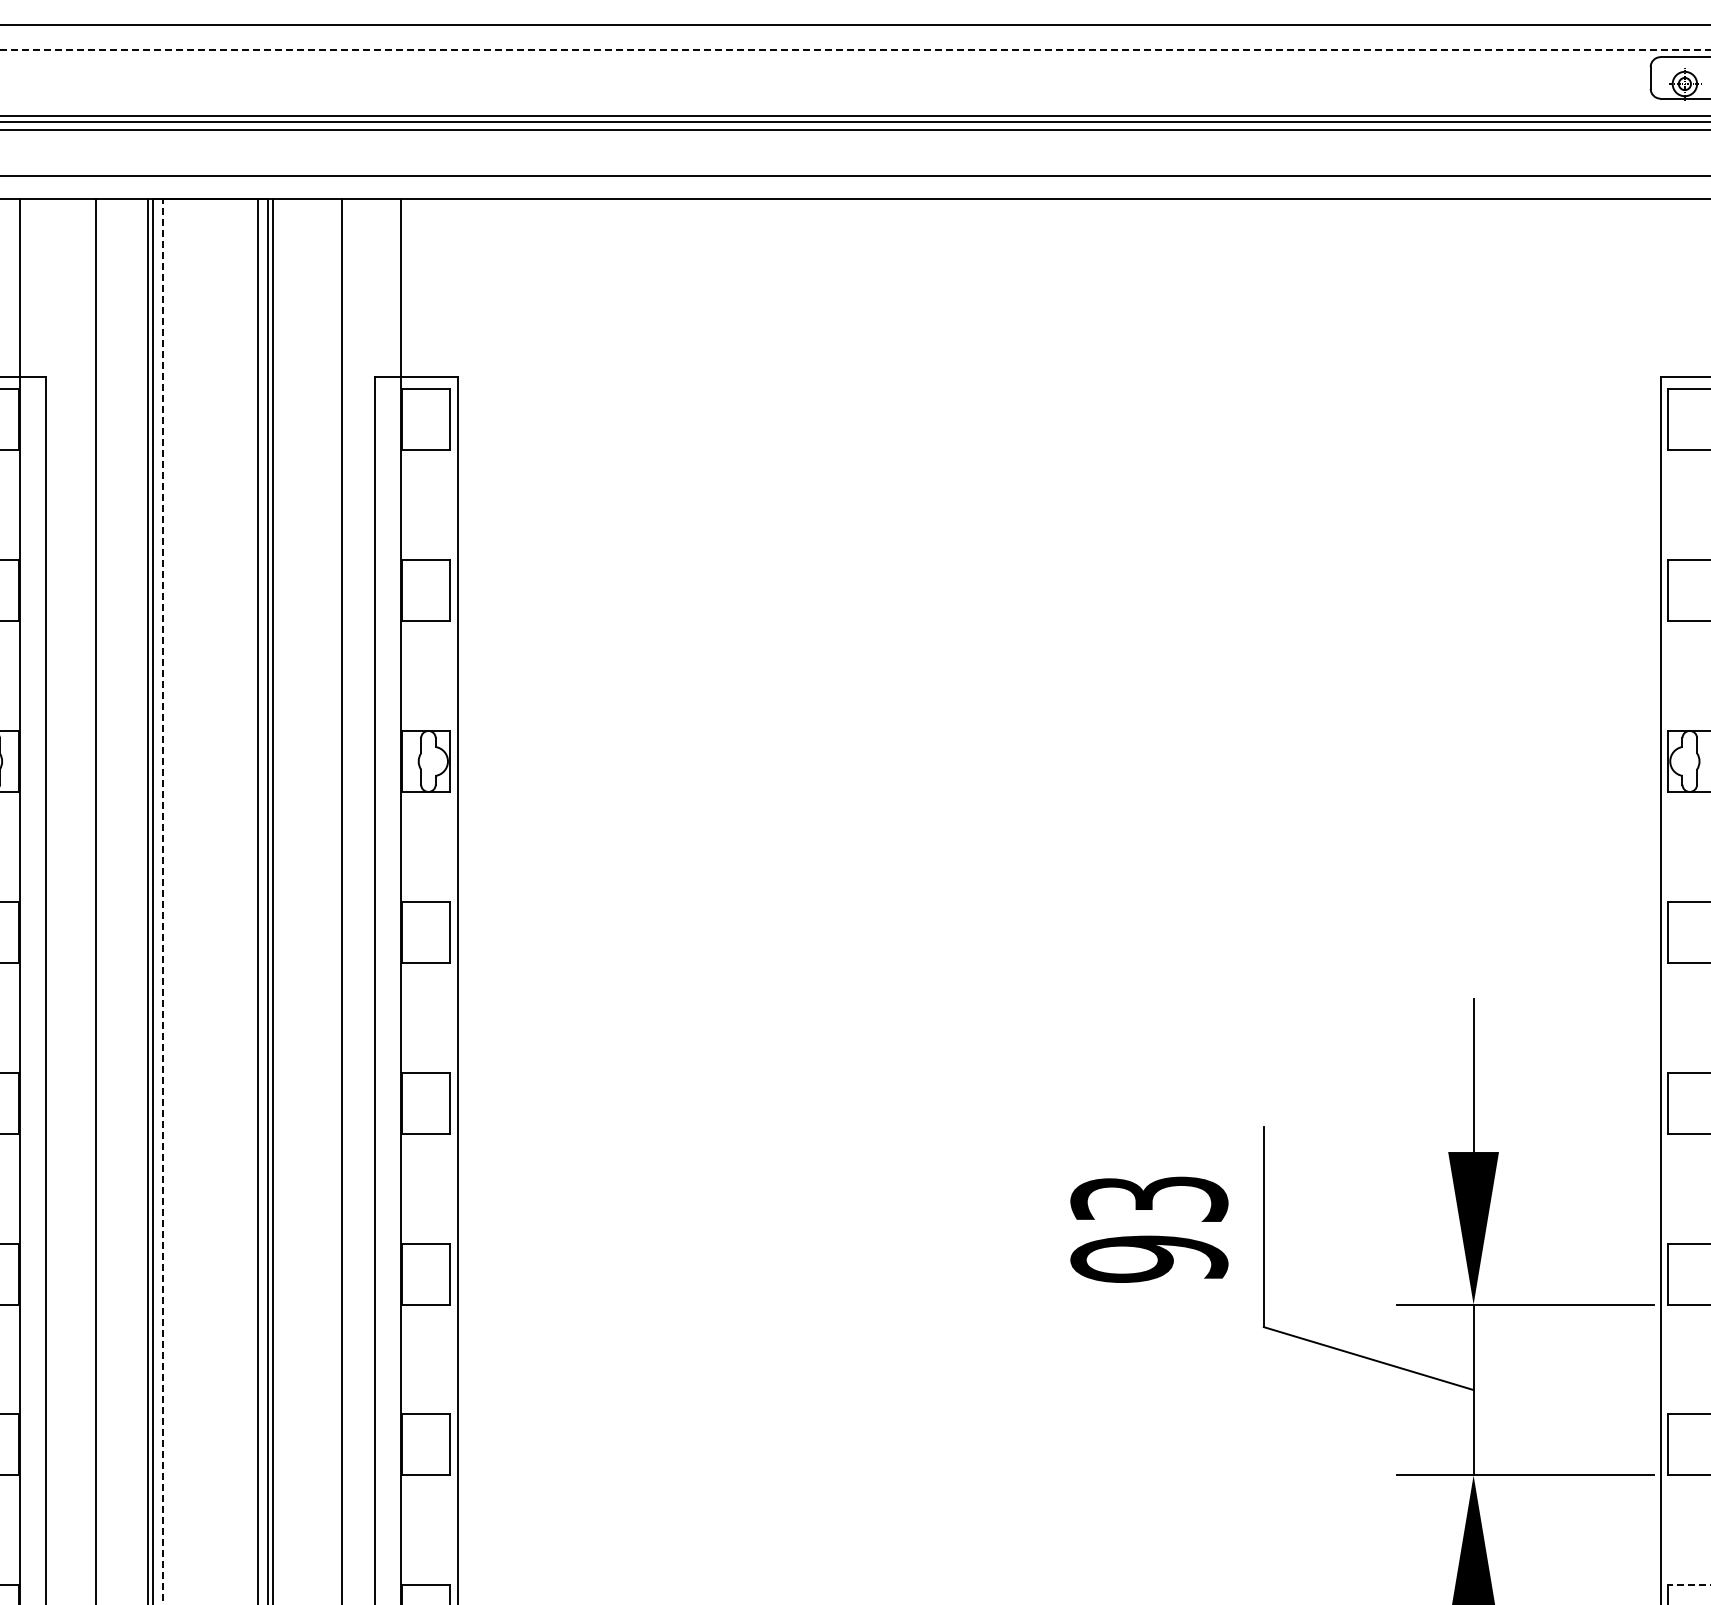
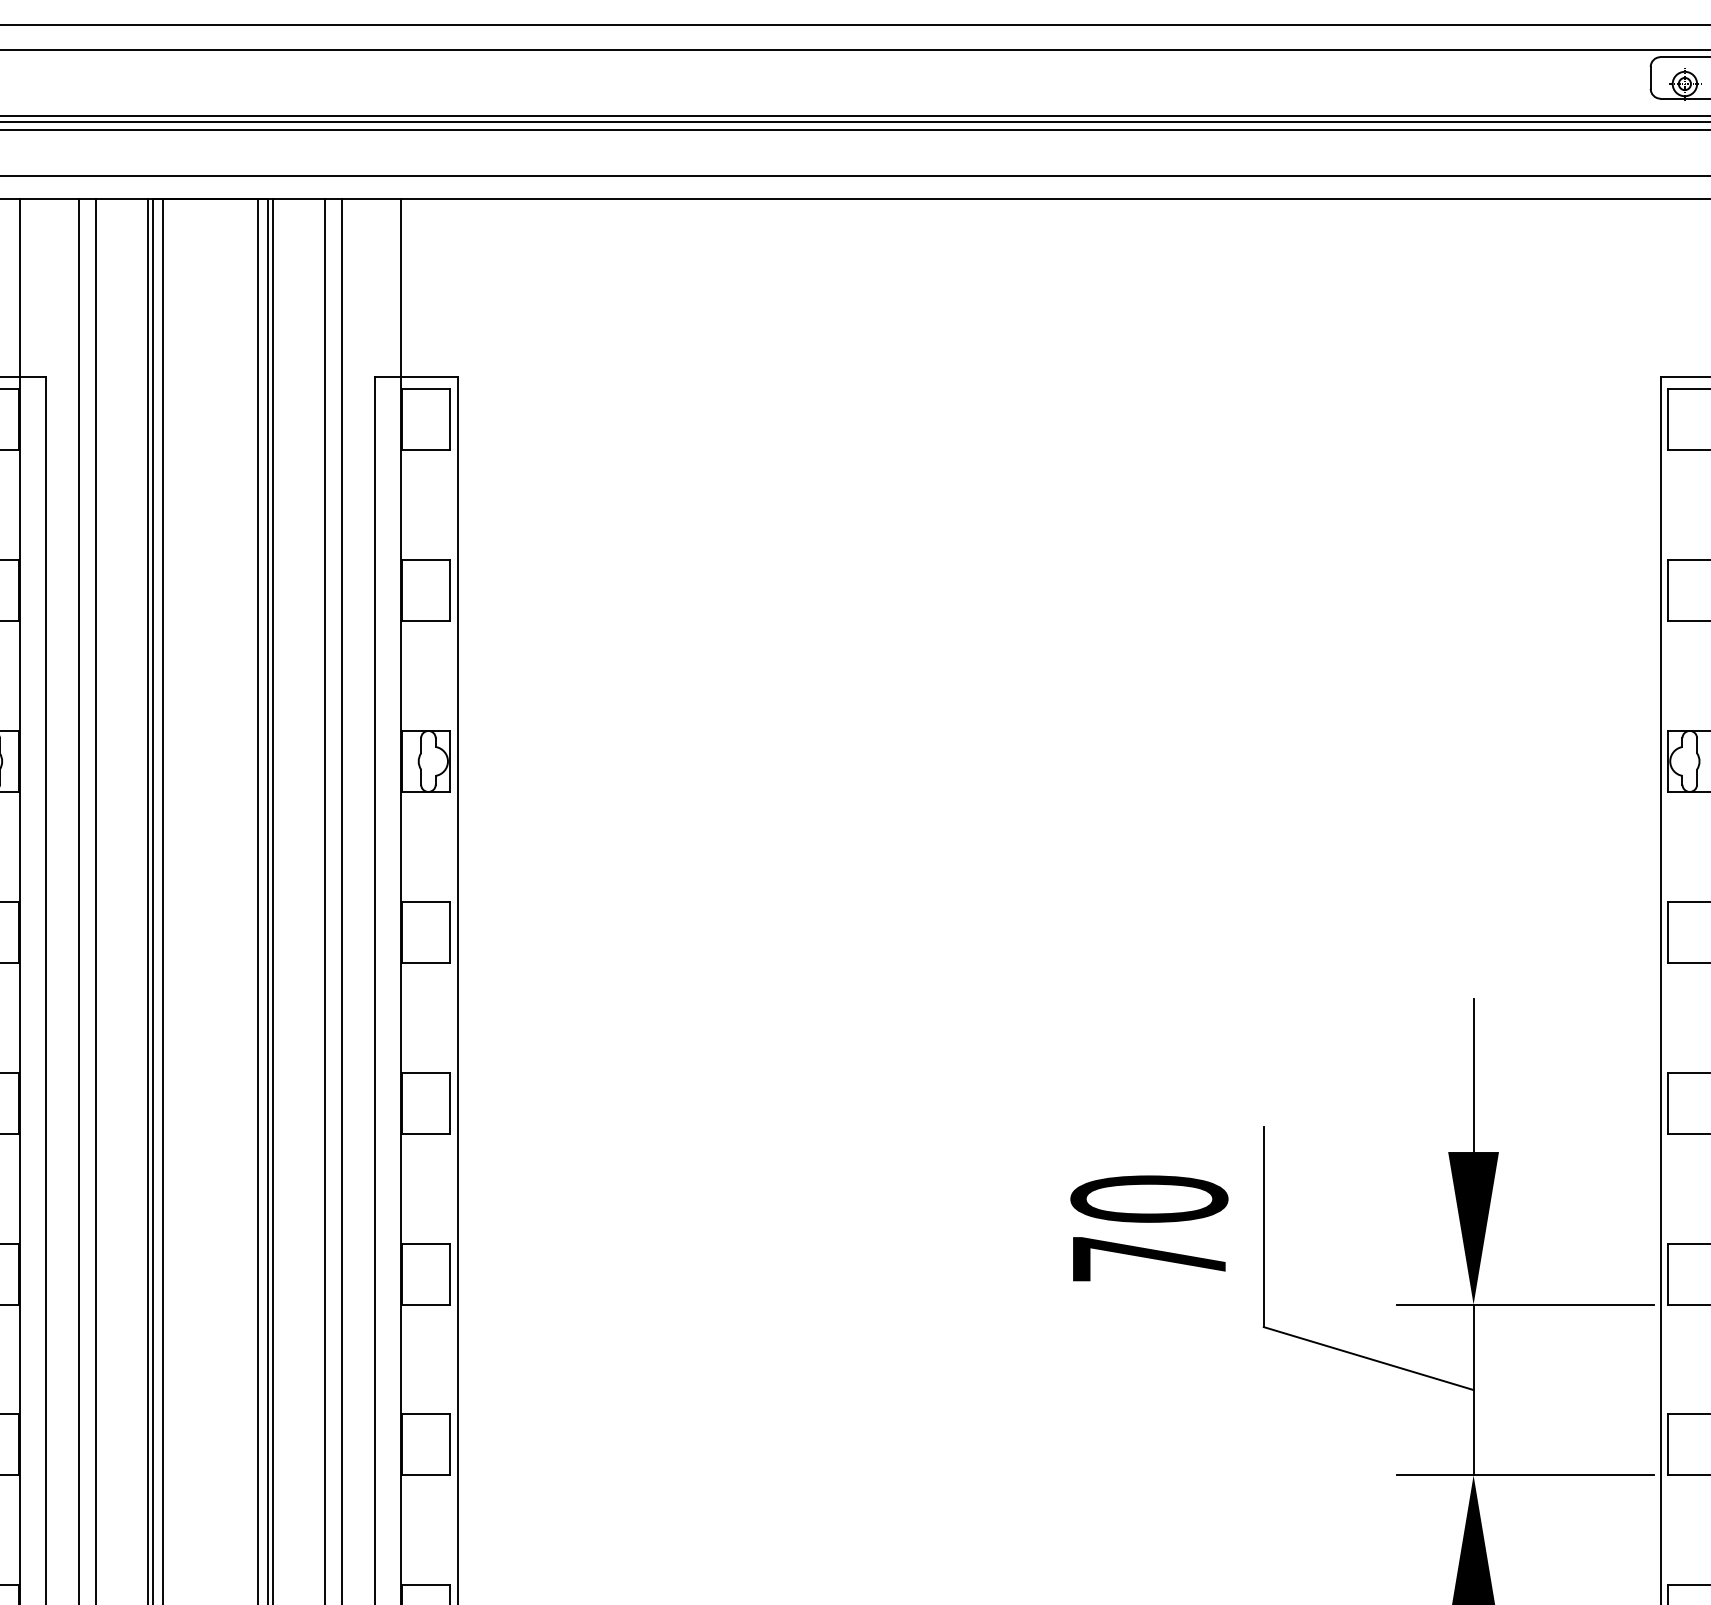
line: dashed -> solid (855, 49)
line: none -> present (78, 899)
line: none -> present (325, 899)
line: dashed -> solid (162, 901)
text: 93 -> 70 (1149, 1228)
line: dashed -> solid (1688, 1585)
